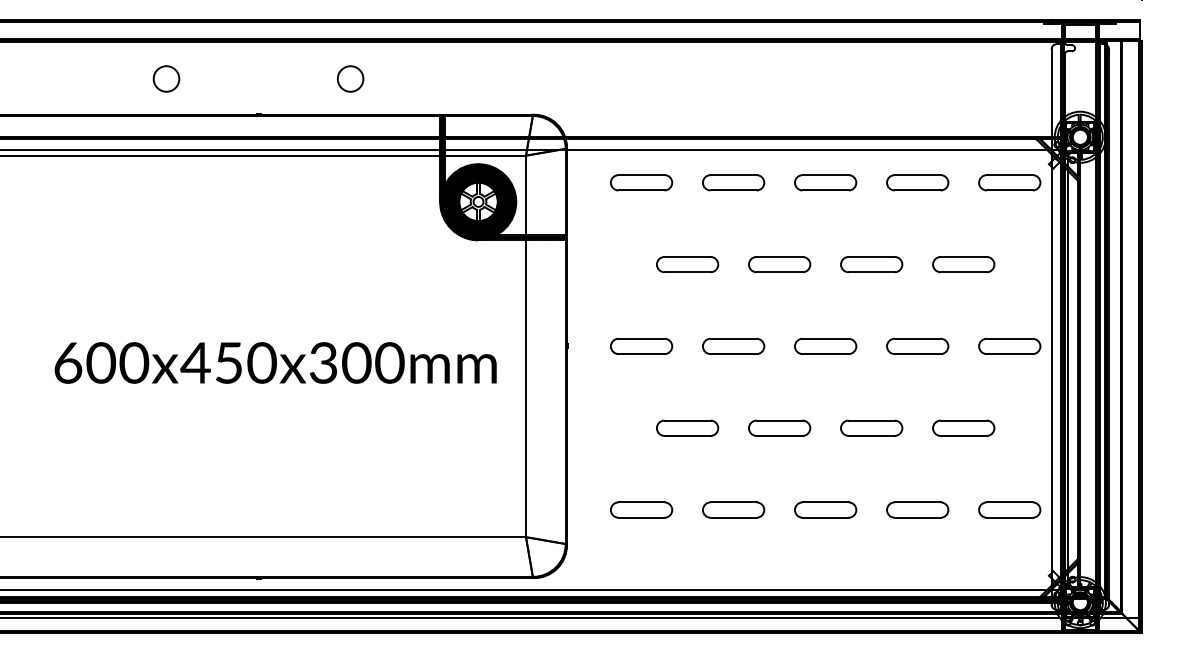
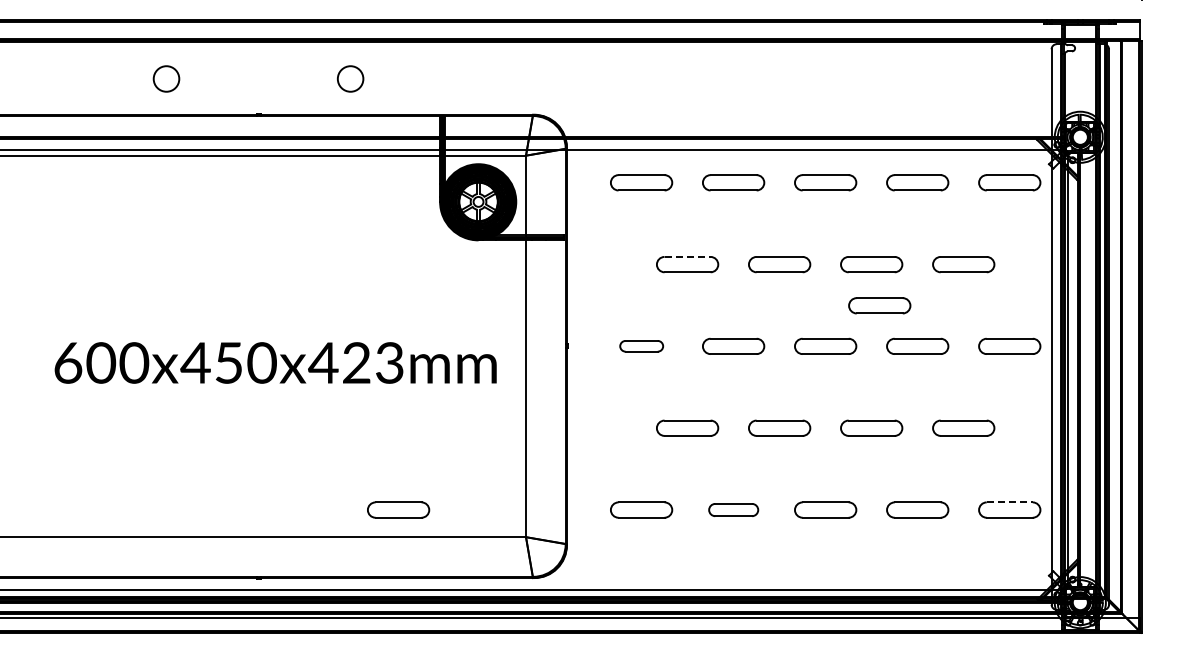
line: solid -> dashed (688, 256)
part: none -> present (879, 305)
part size: 64x18 px -> 46x13 px (641, 346)
text: 600x450x300mm -> 600x450x423mm (356, 362)
line: solid -> dashed (1010, 502)
part: none -> present (398, 509)
part size: 64x18 px -> 52x14 px (733, 509)
